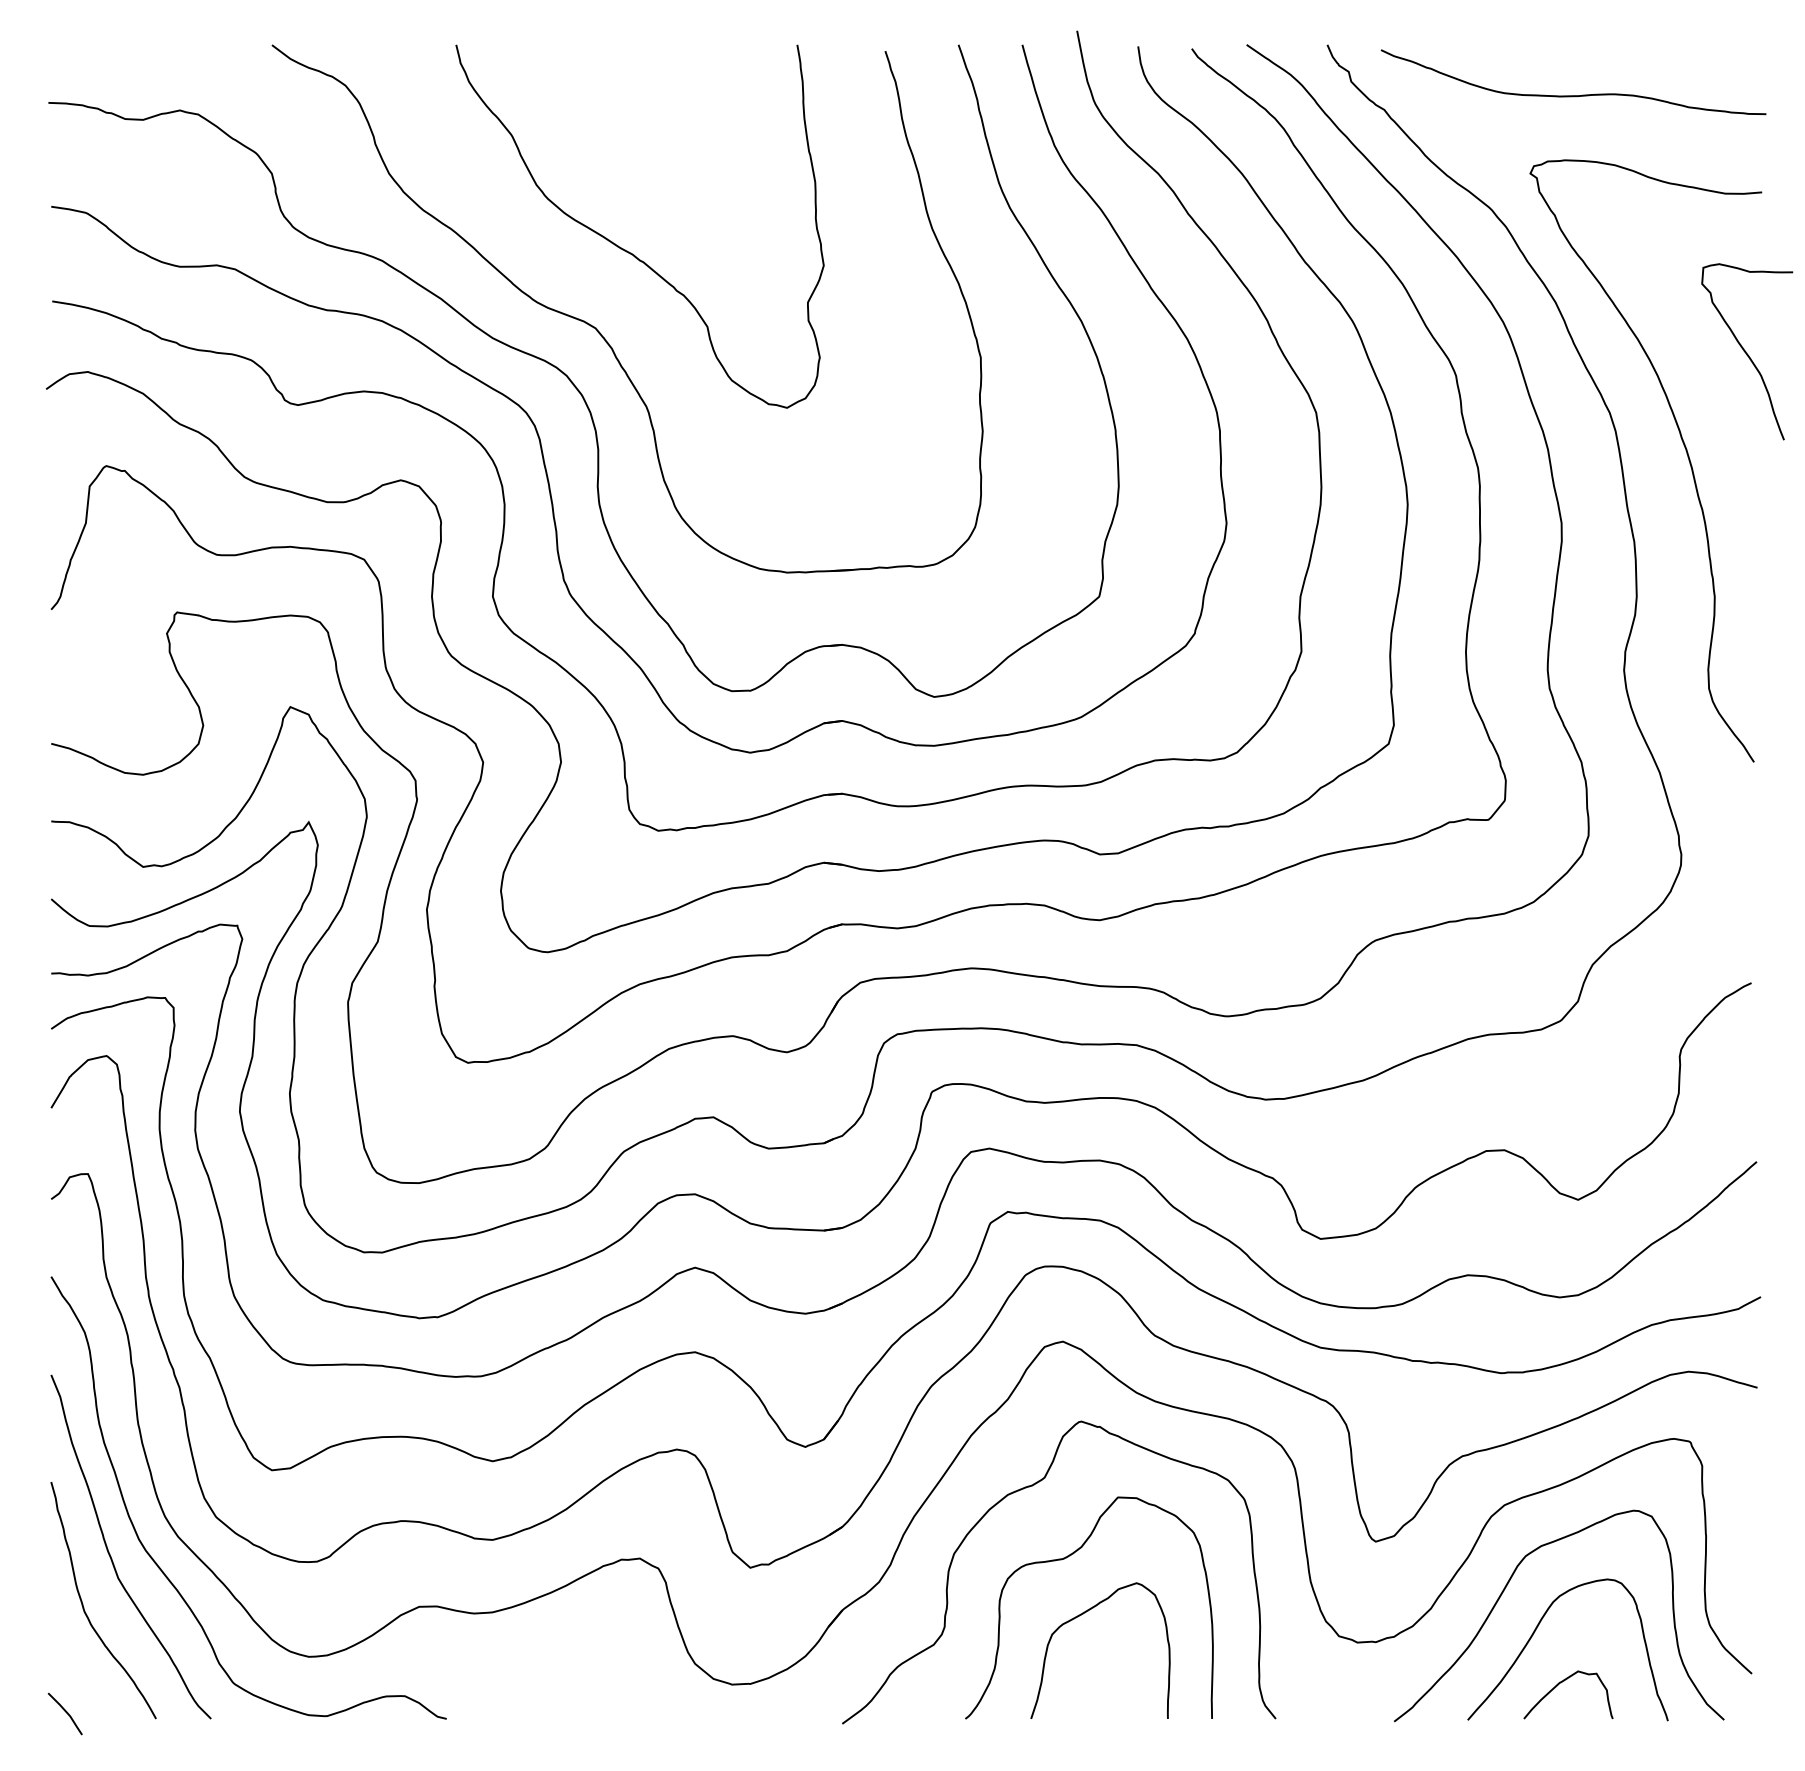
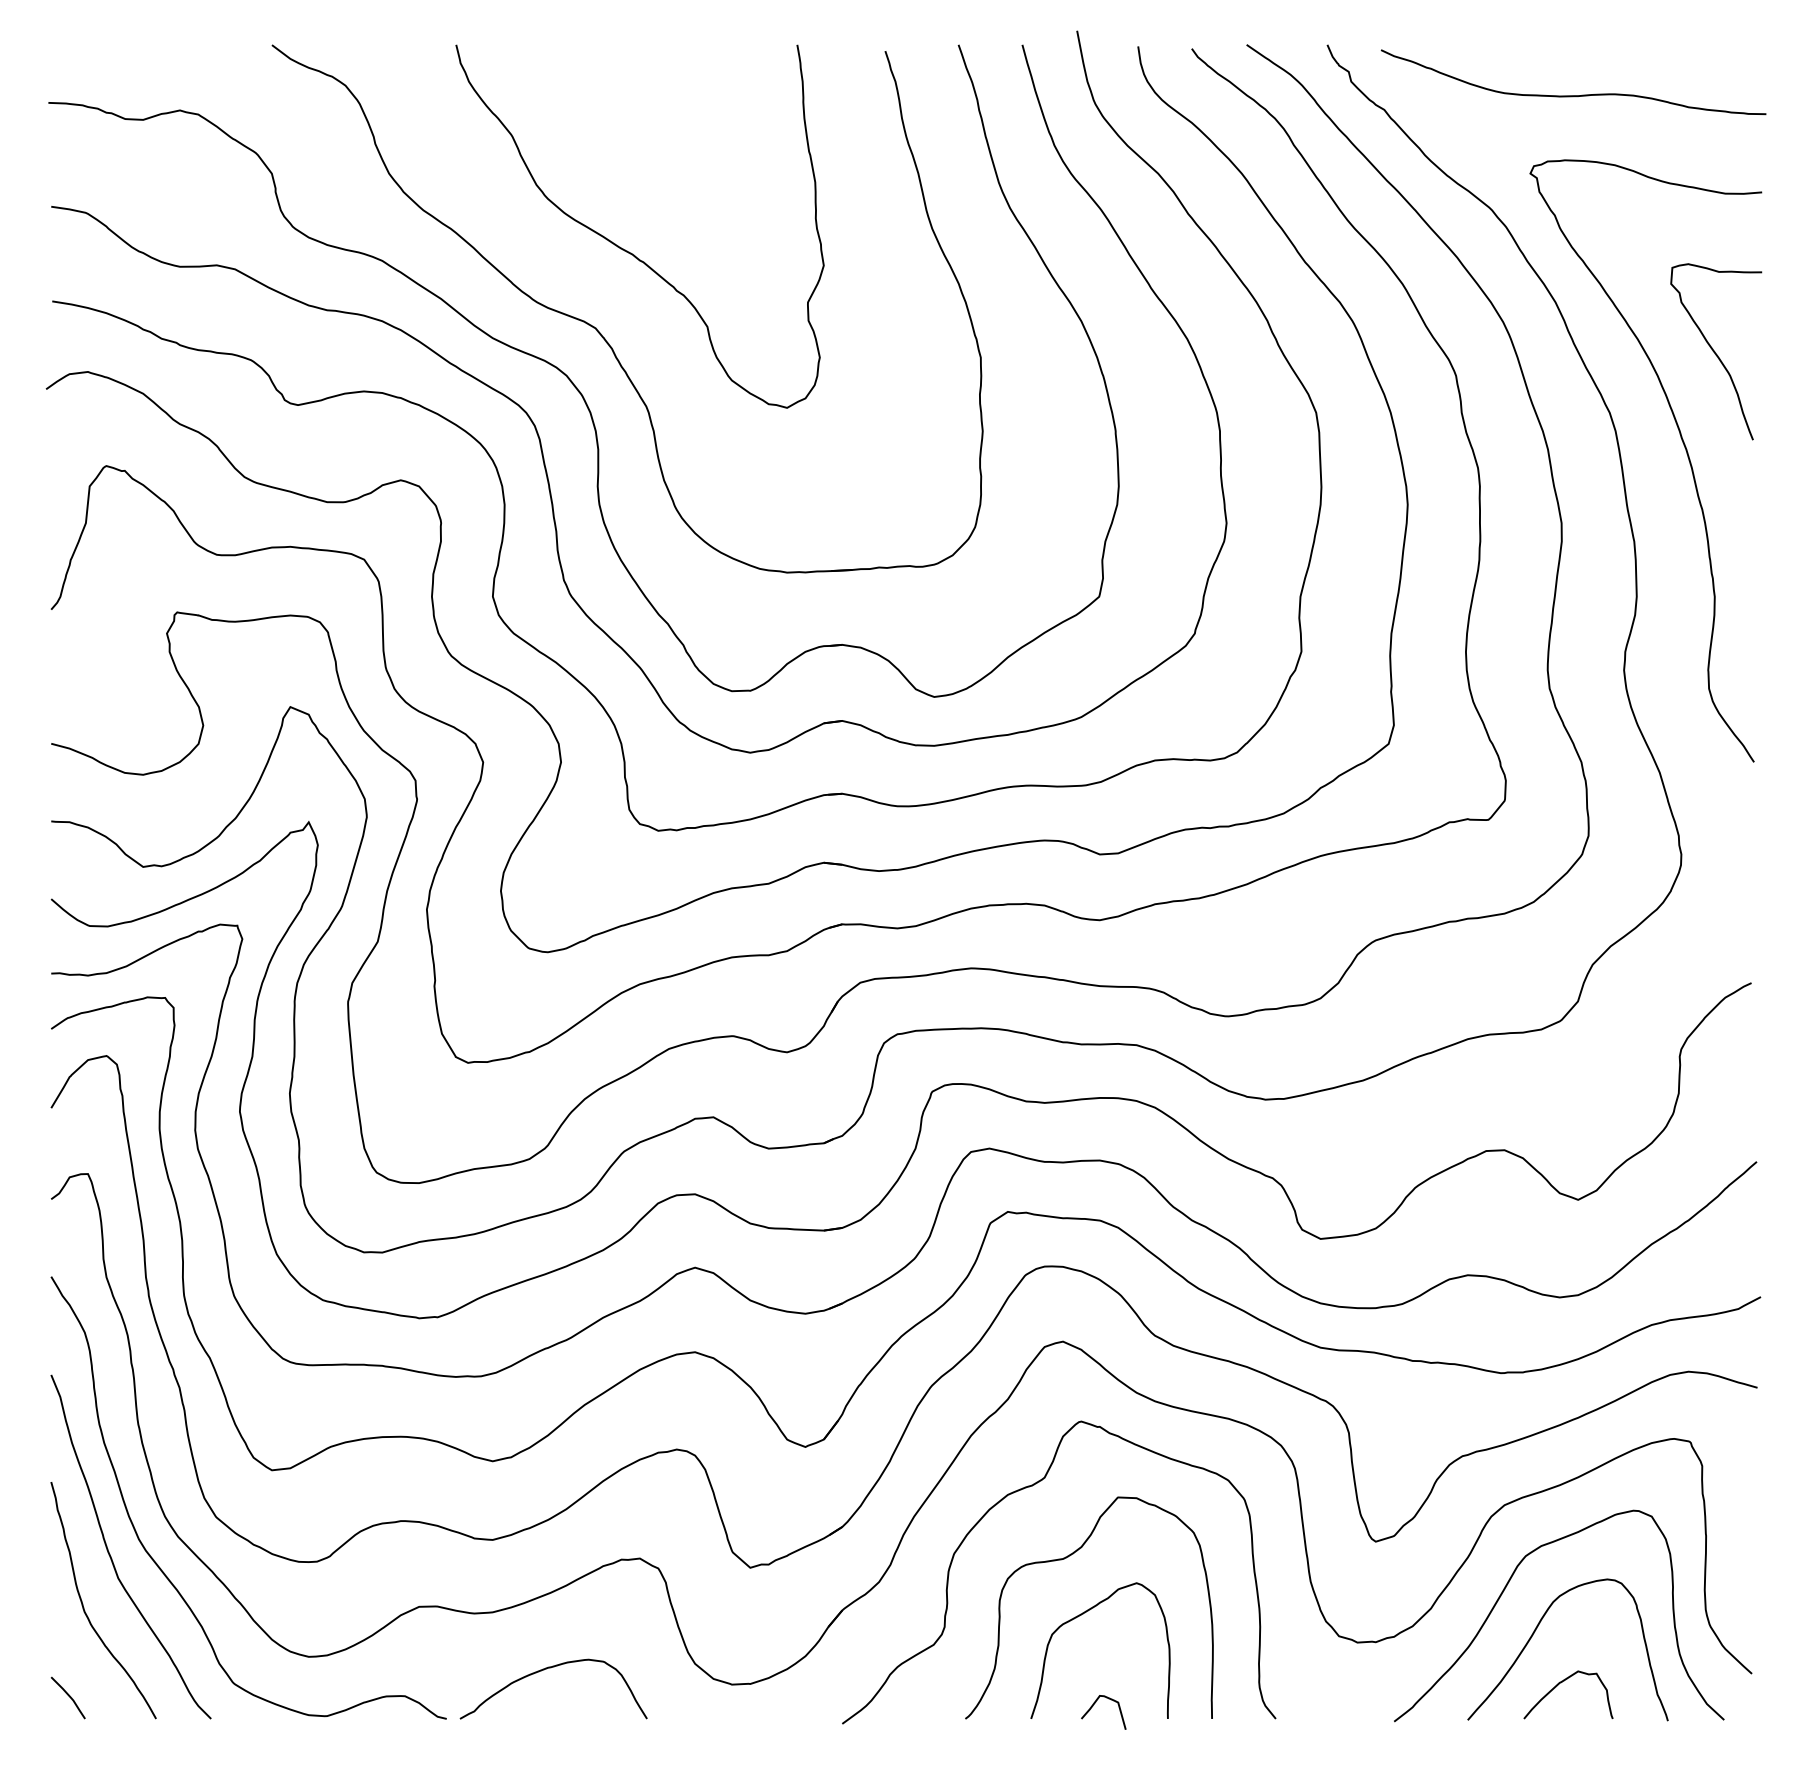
curve position: (1746, 351) -> (1715, 351) (1715, 351)
curve: none -> present (544, 1670)
curve: none -> present (1093, 1706)
curve position: (65, 1712) -> (68, 1696) (68, 1696)
